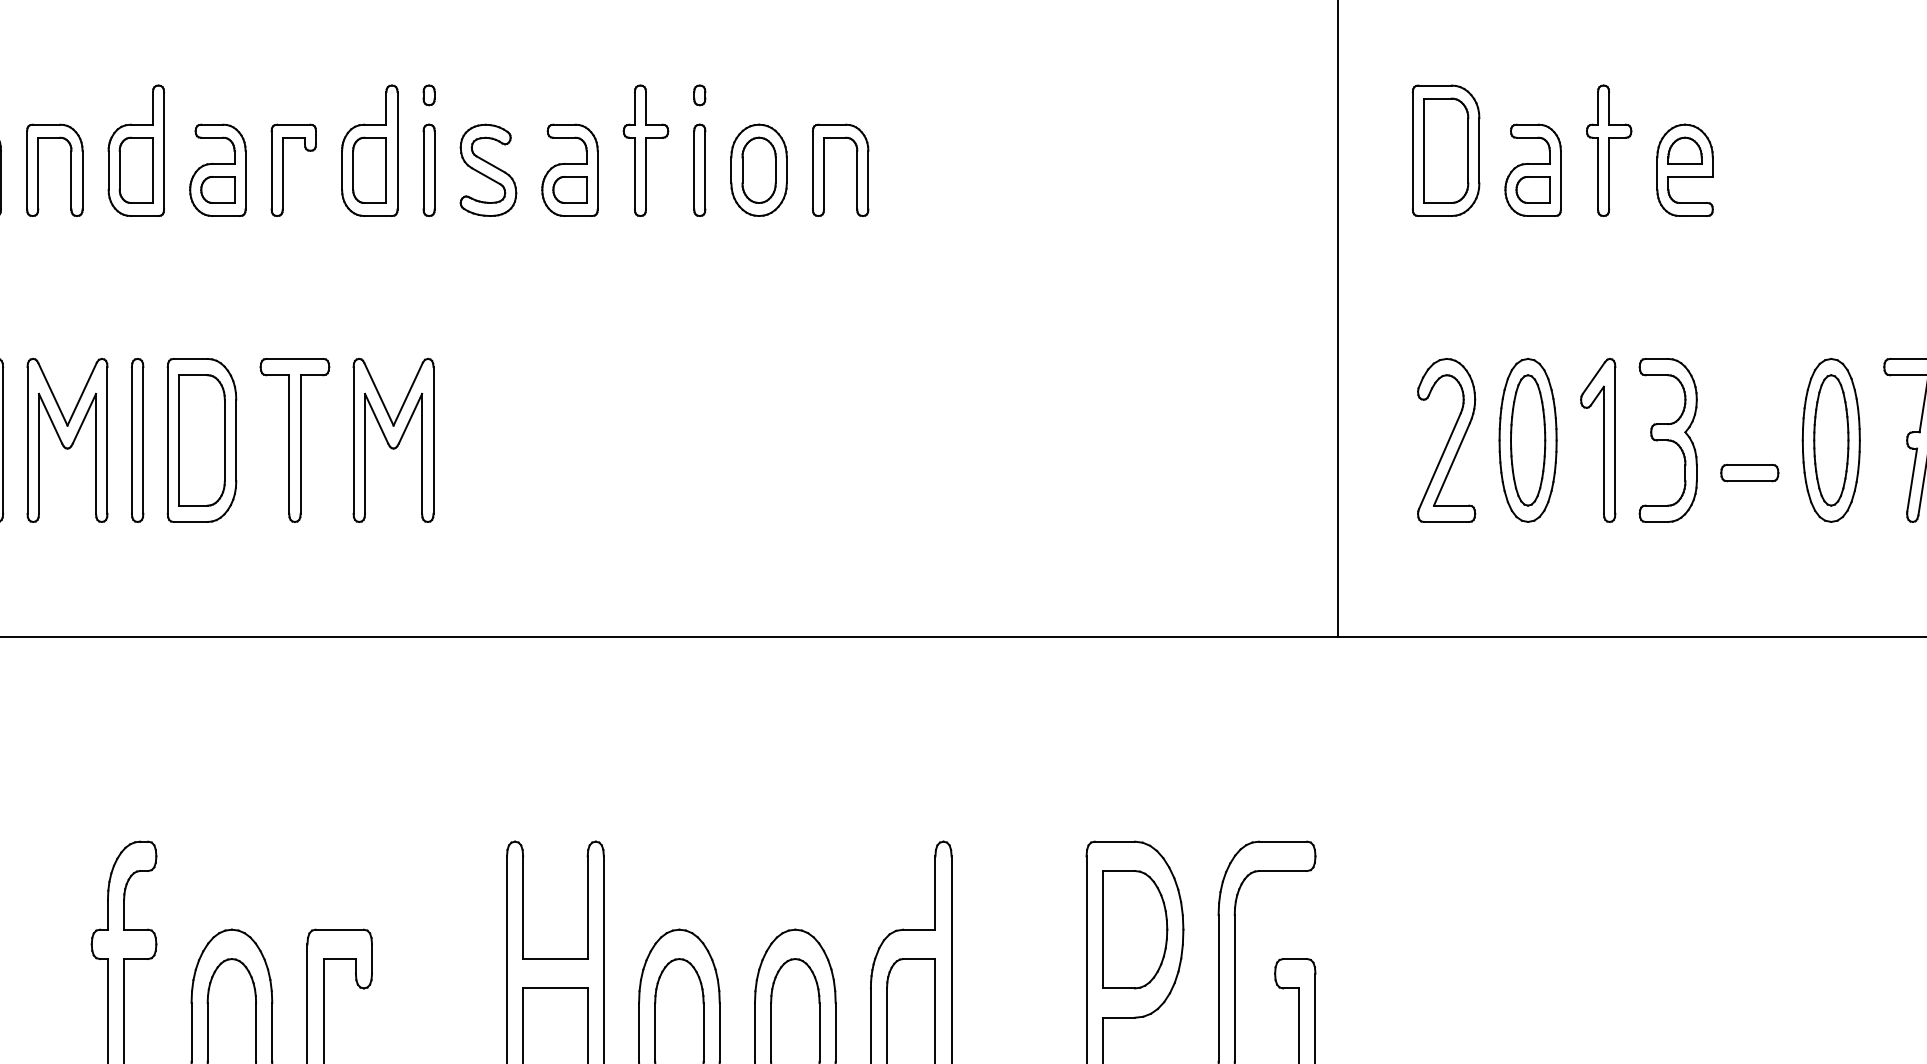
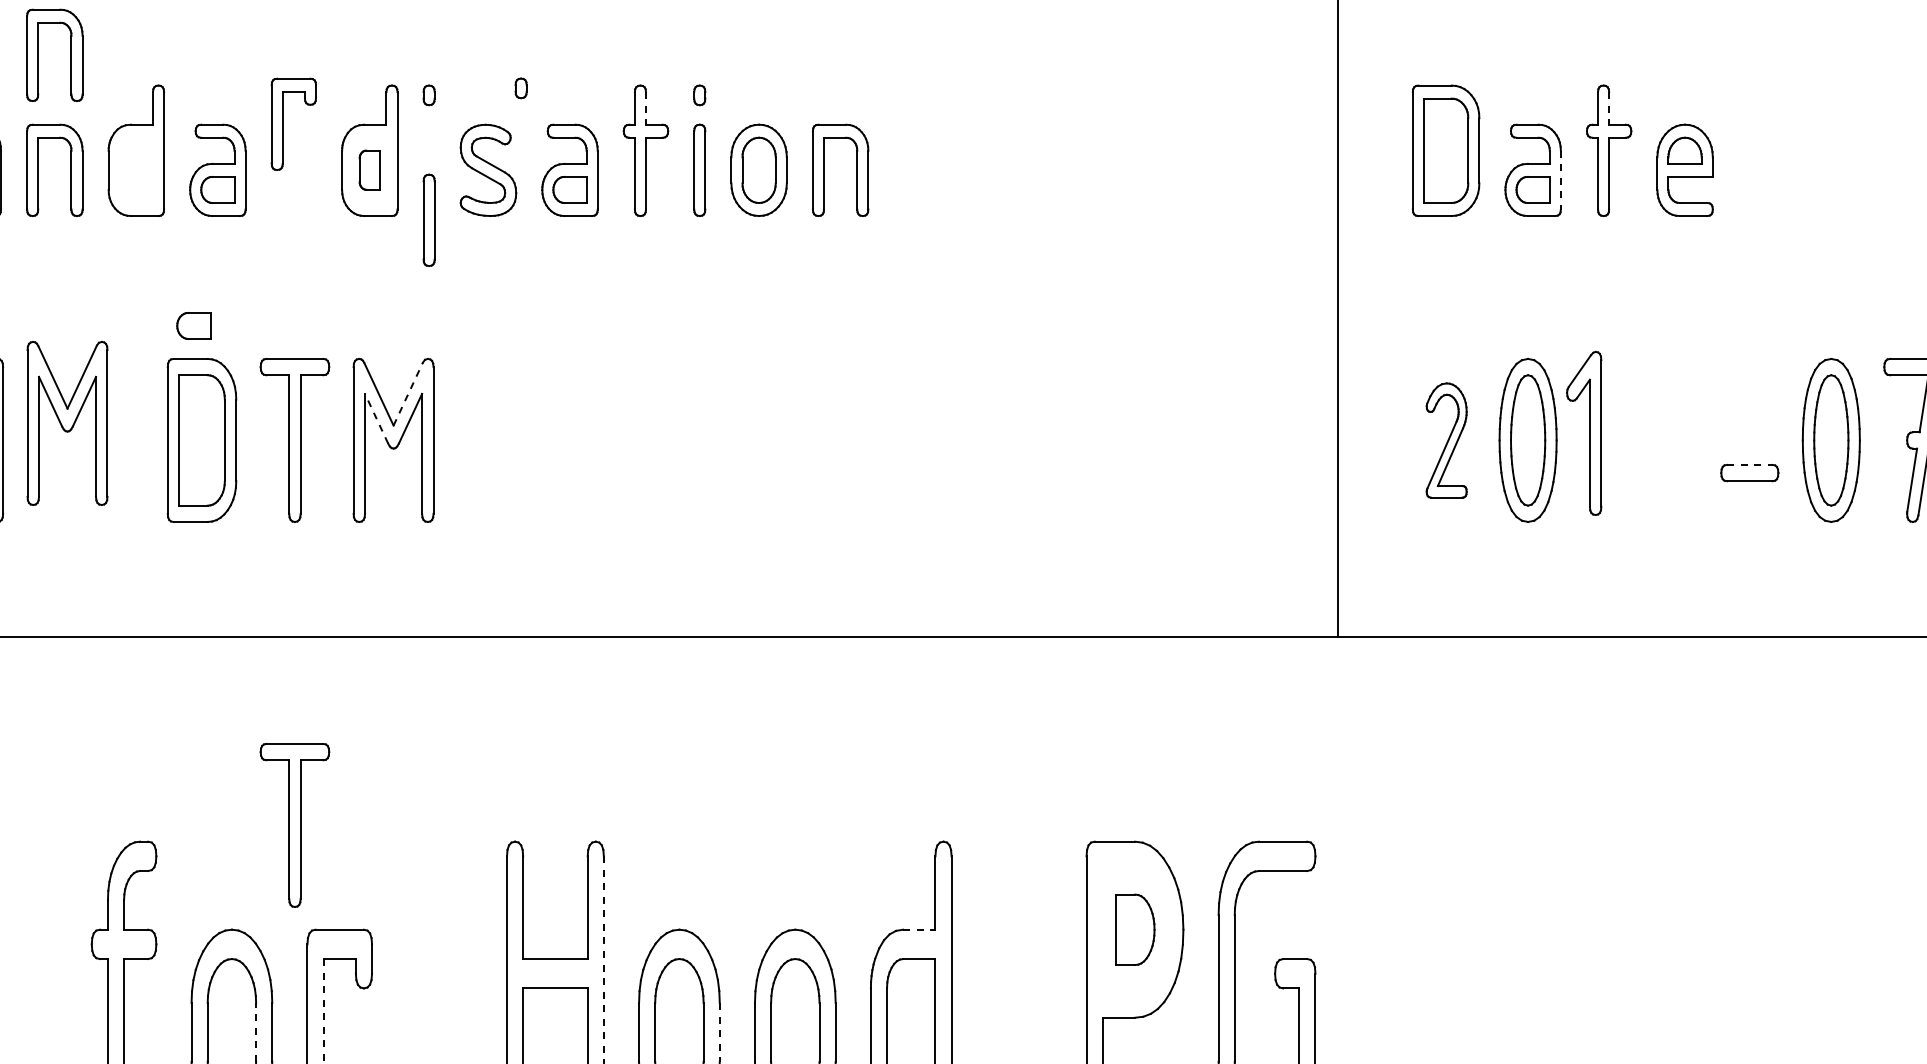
part: none -> present (38, 54)
part: none -> present (520, 88)
line: solid -> dashed (645, 108)
line: solid -> dashed (1609, 108)
part: present -> none (135, 169)
part position: (283, 169) -> (283, 123) (283, 123)
part size: 35x68 px -> 23x42 px (369, 169)
part position: (428, 169) -> (428, 219) (428, 219)
line: solid -> dashed (1560, 180)
part: none -> present (193, 325)
line: solid -> dashed (408, 394)
line: solid -> dashed (376, 418)
part position: (1598, 439) -> (1584, 432) (1584, 432)
part position: (67, 440) -> (67, 423) (67, 423)
part: present -> none (137, 440)
part size: 60x165 px -> 43x117 px (1446, 440)
part: present -> none (1667, 440)
line: solid -> dashed (1749, 464)
part: none -> present (294, 825)
line: solid -> dashed (919, 929)
part size: 67x120 px -> 41x73 px (1135, 929)
line: solid -> dashed (603, 960)
line: solid -> dashed (323, 1011)
line: solid -> dashed (256, 1031)
line: solid -> dashed (719, 1032)
